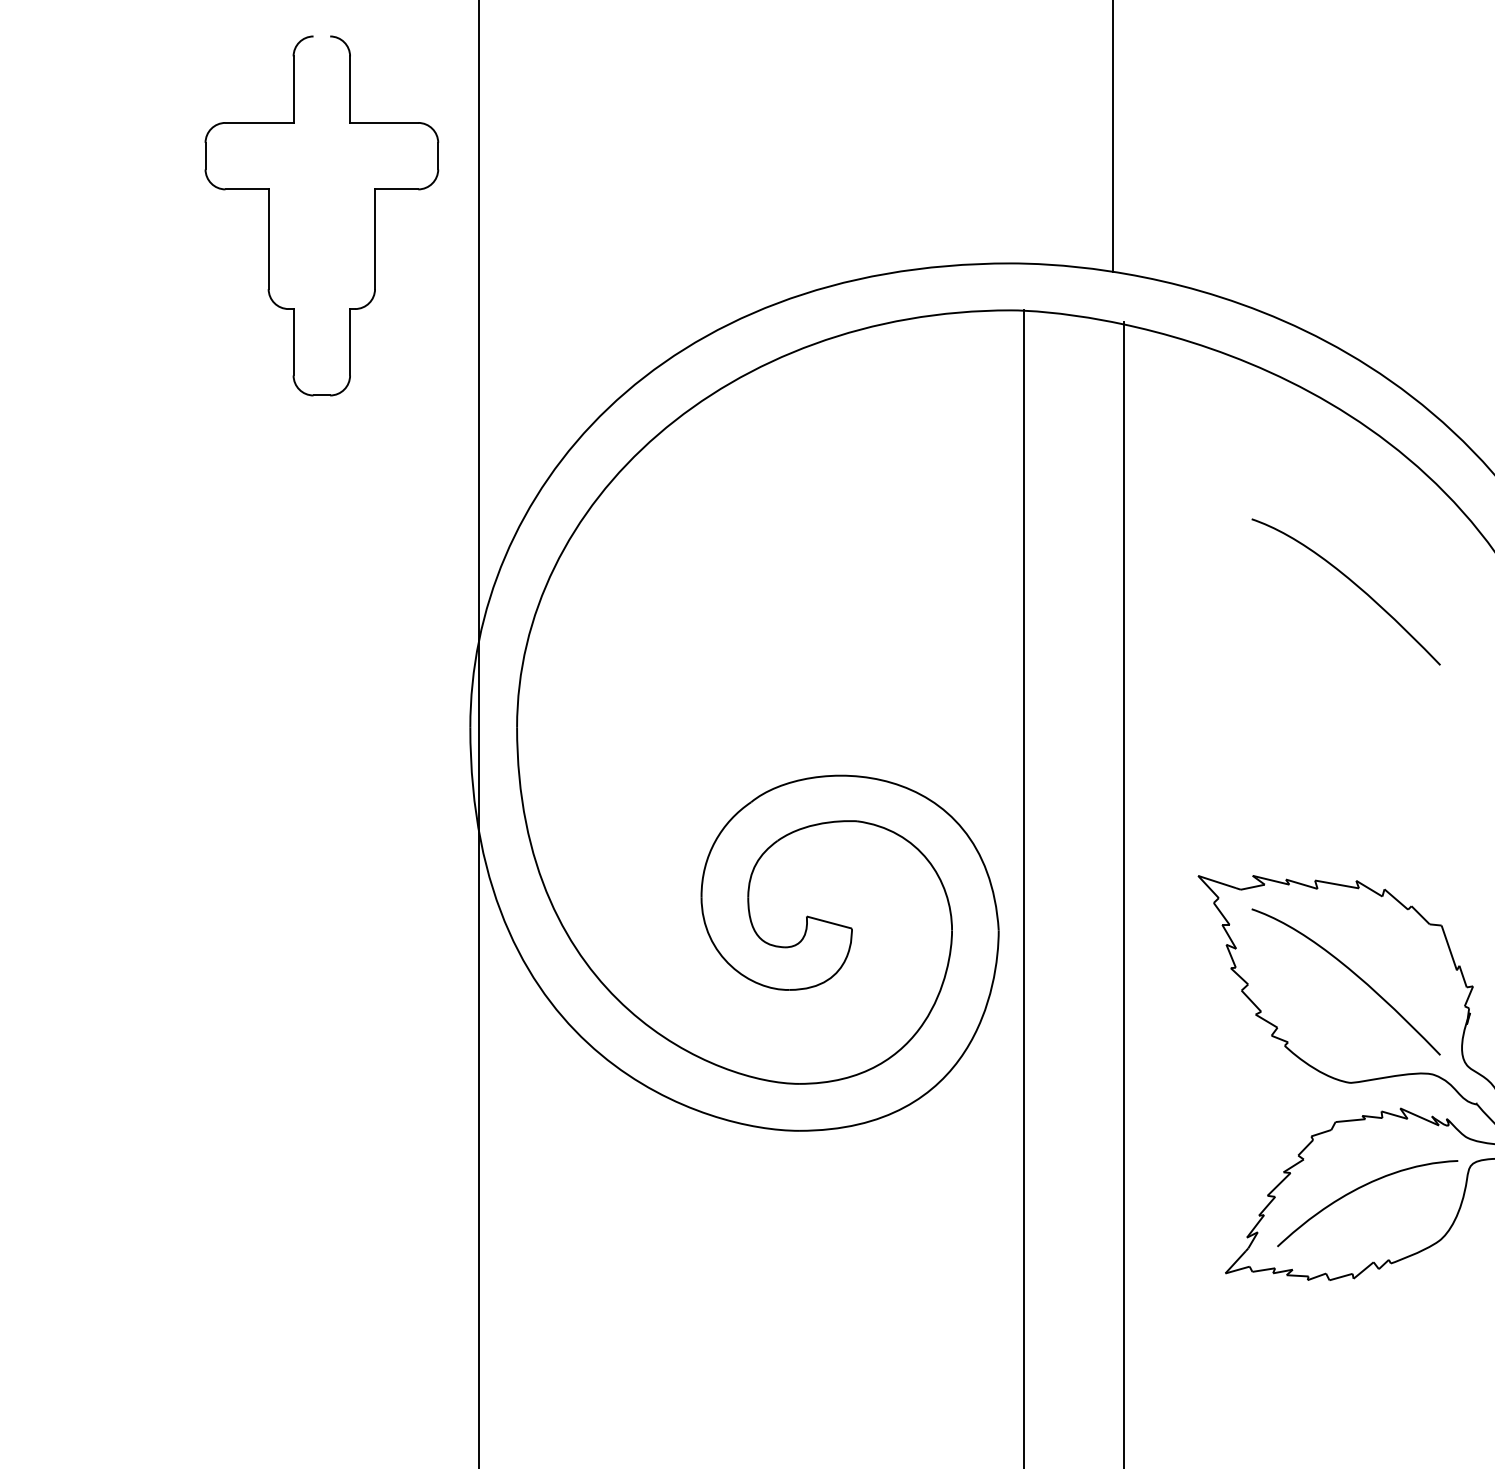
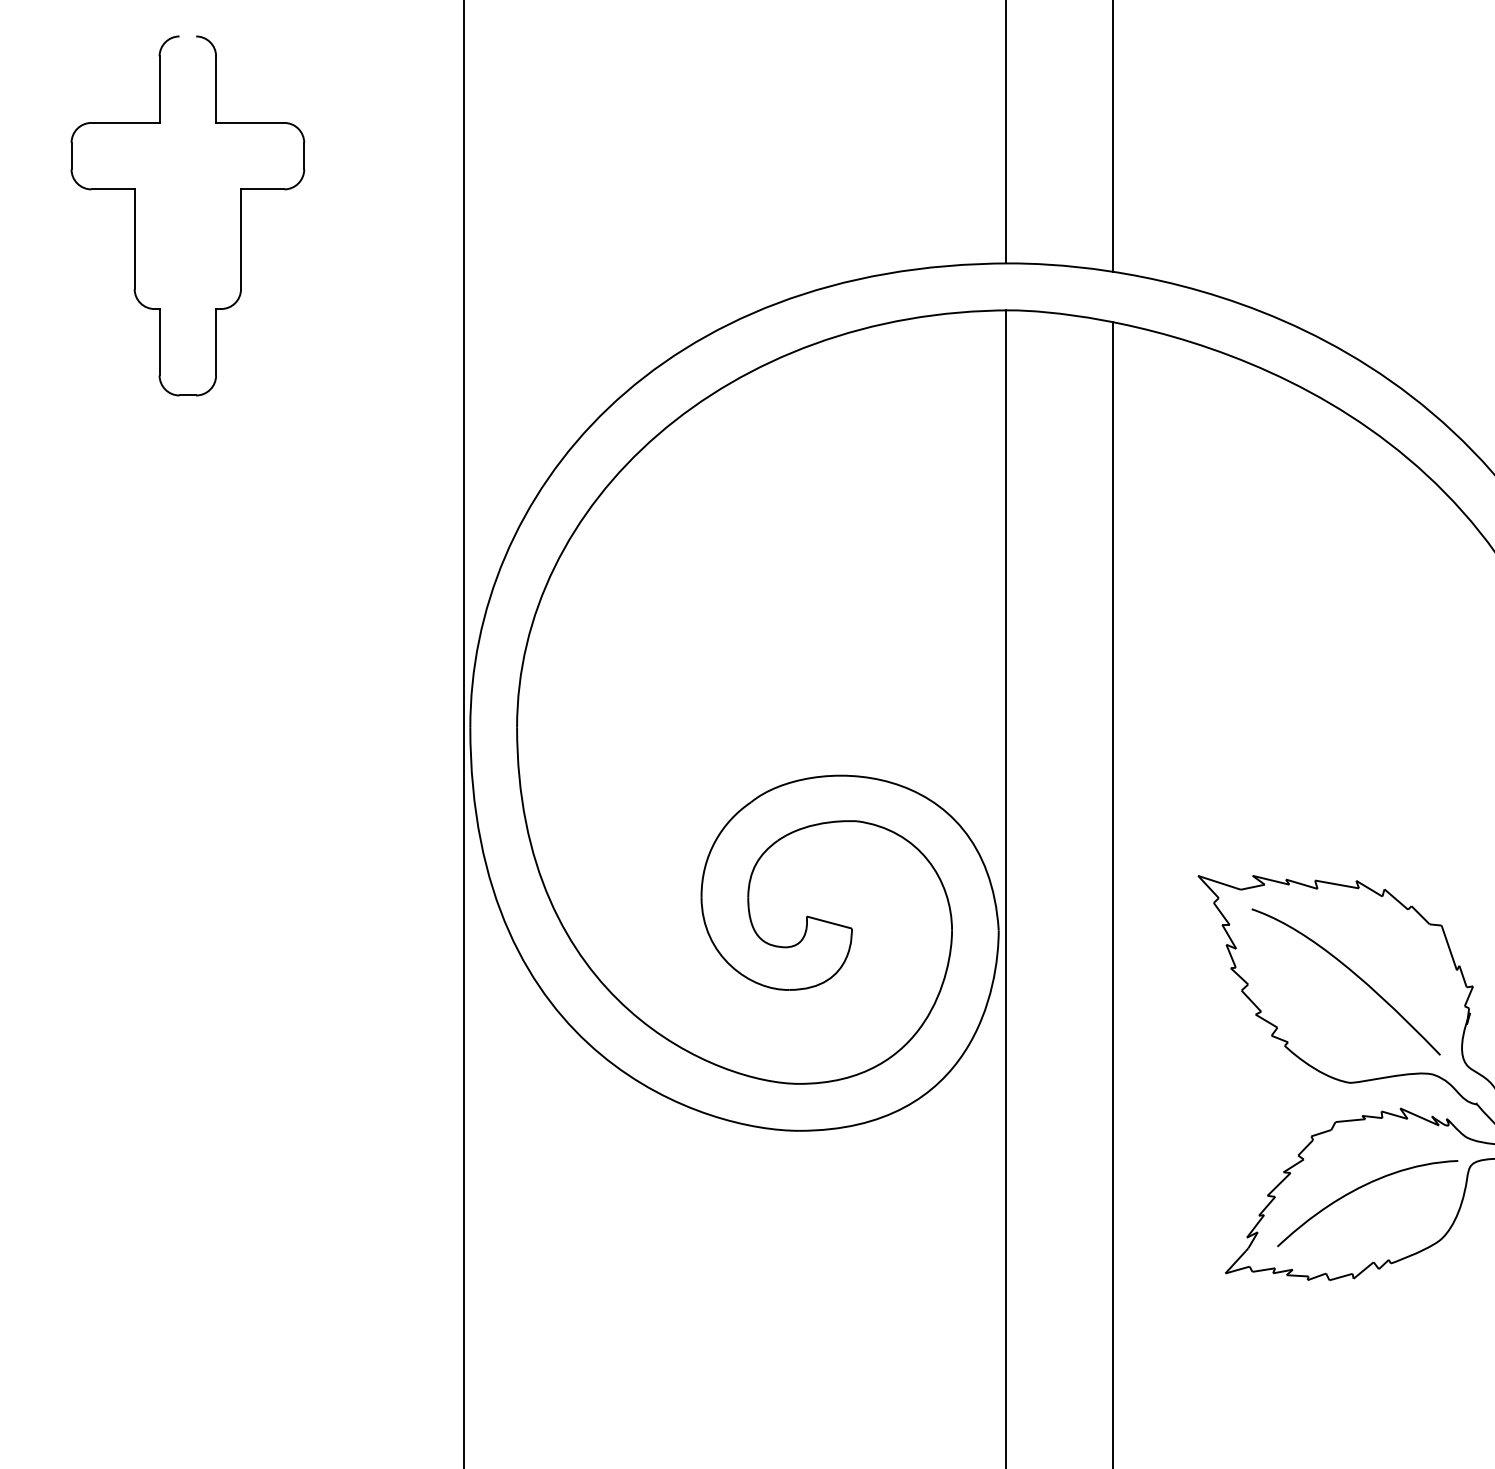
line: none -> present (1006, 132)
part position: (269, 215) -> (135, 215) (135, 215)
curve: present -> none (1351, 582)
line position: (478, 733) -> (463, 733) (463, 733)
line position: (1024, 887) -> (1006, 887) (1006, 887)
line position: (1123, 893) -> (1112, 893) (1112, 893)
